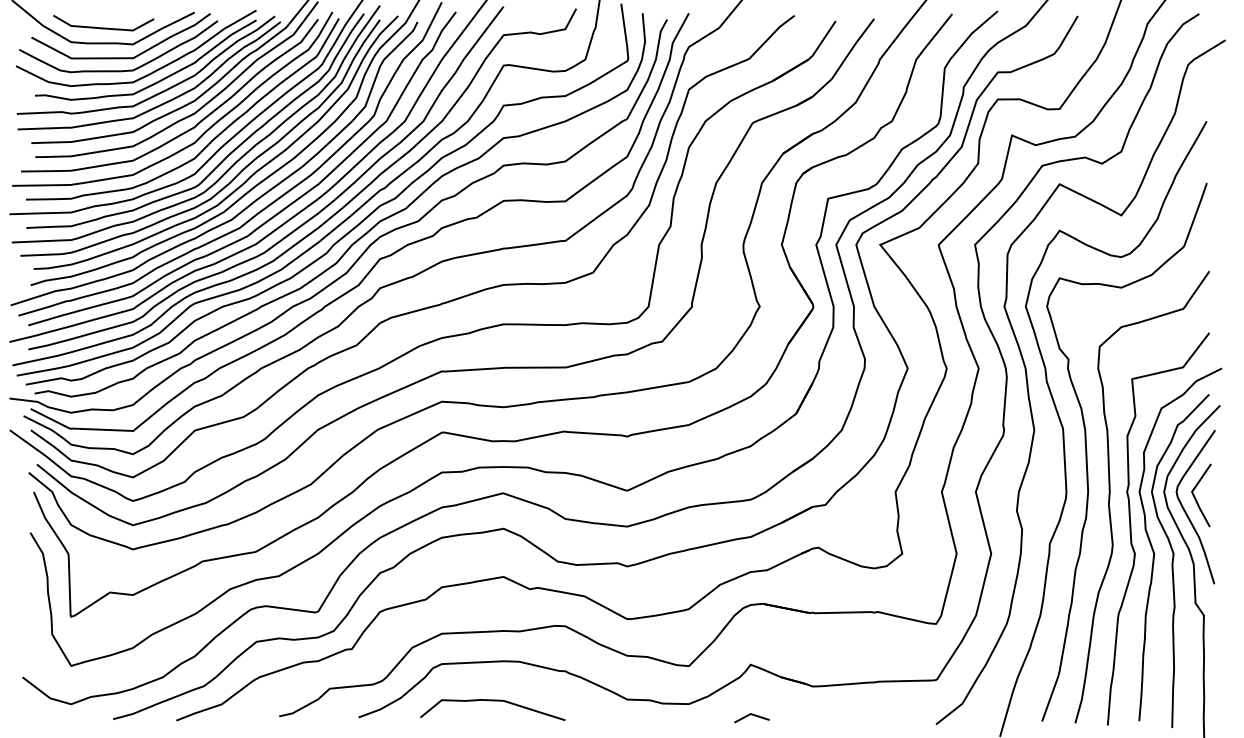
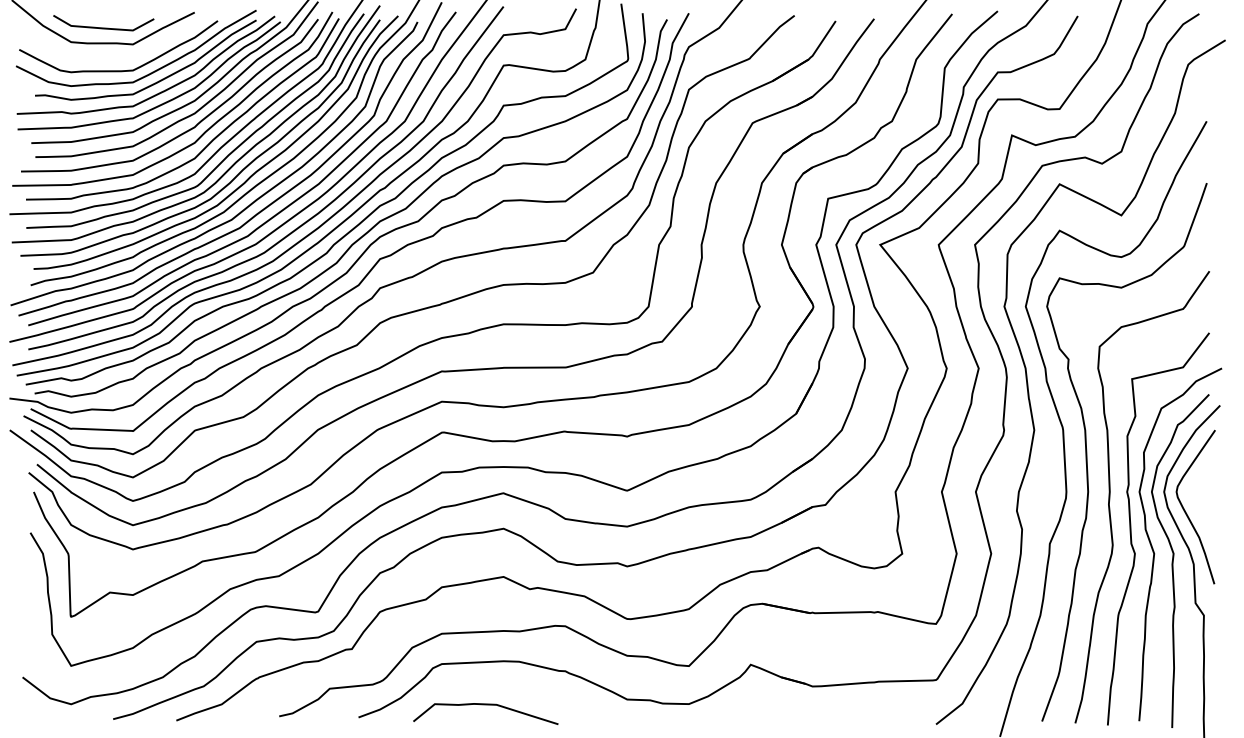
curve: present -> none (120, 57)
line: present -> none (1196, 498)
curve position: (492, 701) -> (485, 705) (485, 705)
line: present -> none (751, 715)
